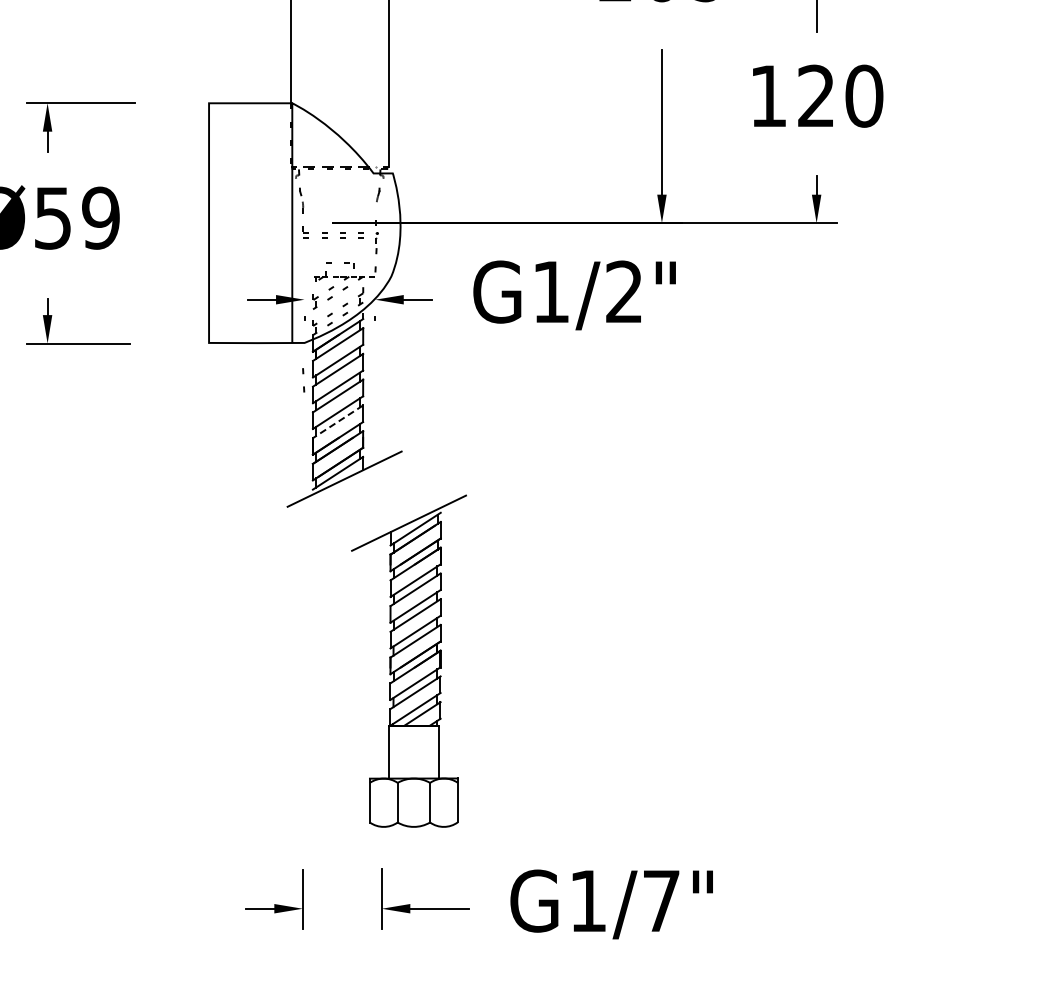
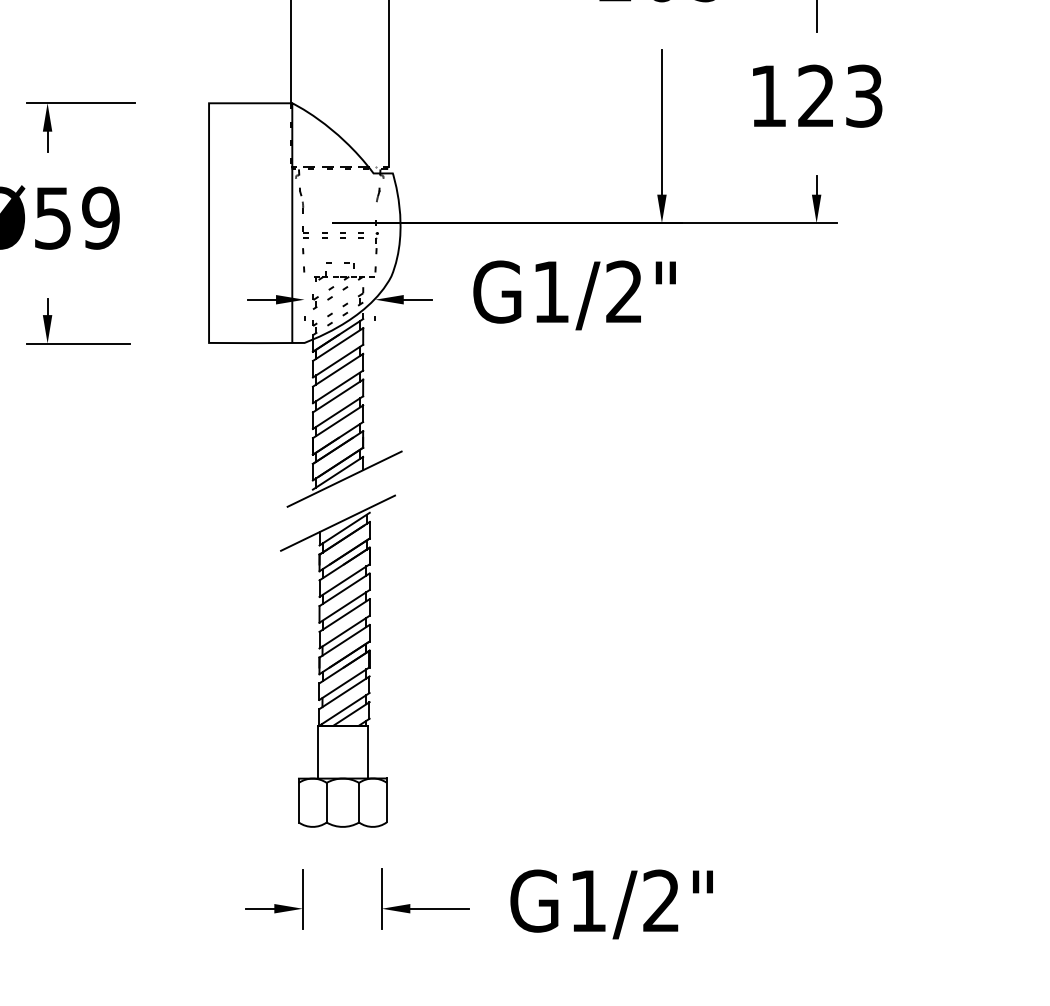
text: 120 -> 123 (864, 95)
line position: (303, 374) -> (303, 254) (303, 254)
line: dashed -> solid (338, 421)
part position: (408, 660) -> (337, 660) (337, 660)
text: G1/7" -> G1/2" (661, 900)
